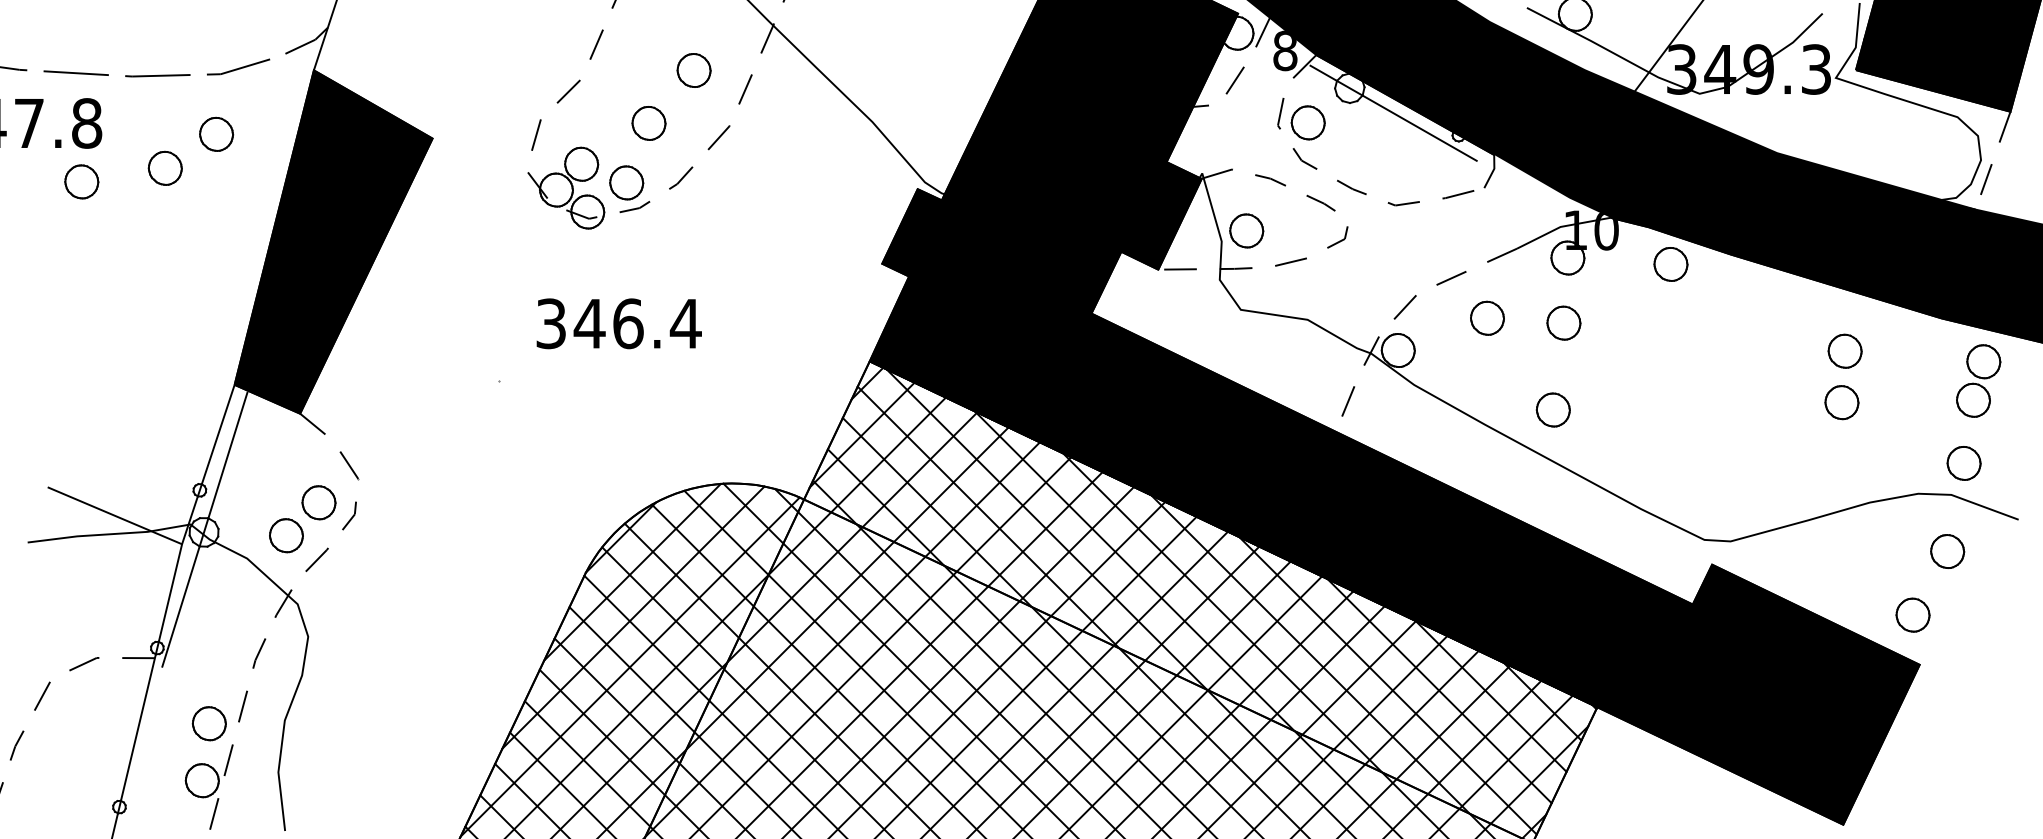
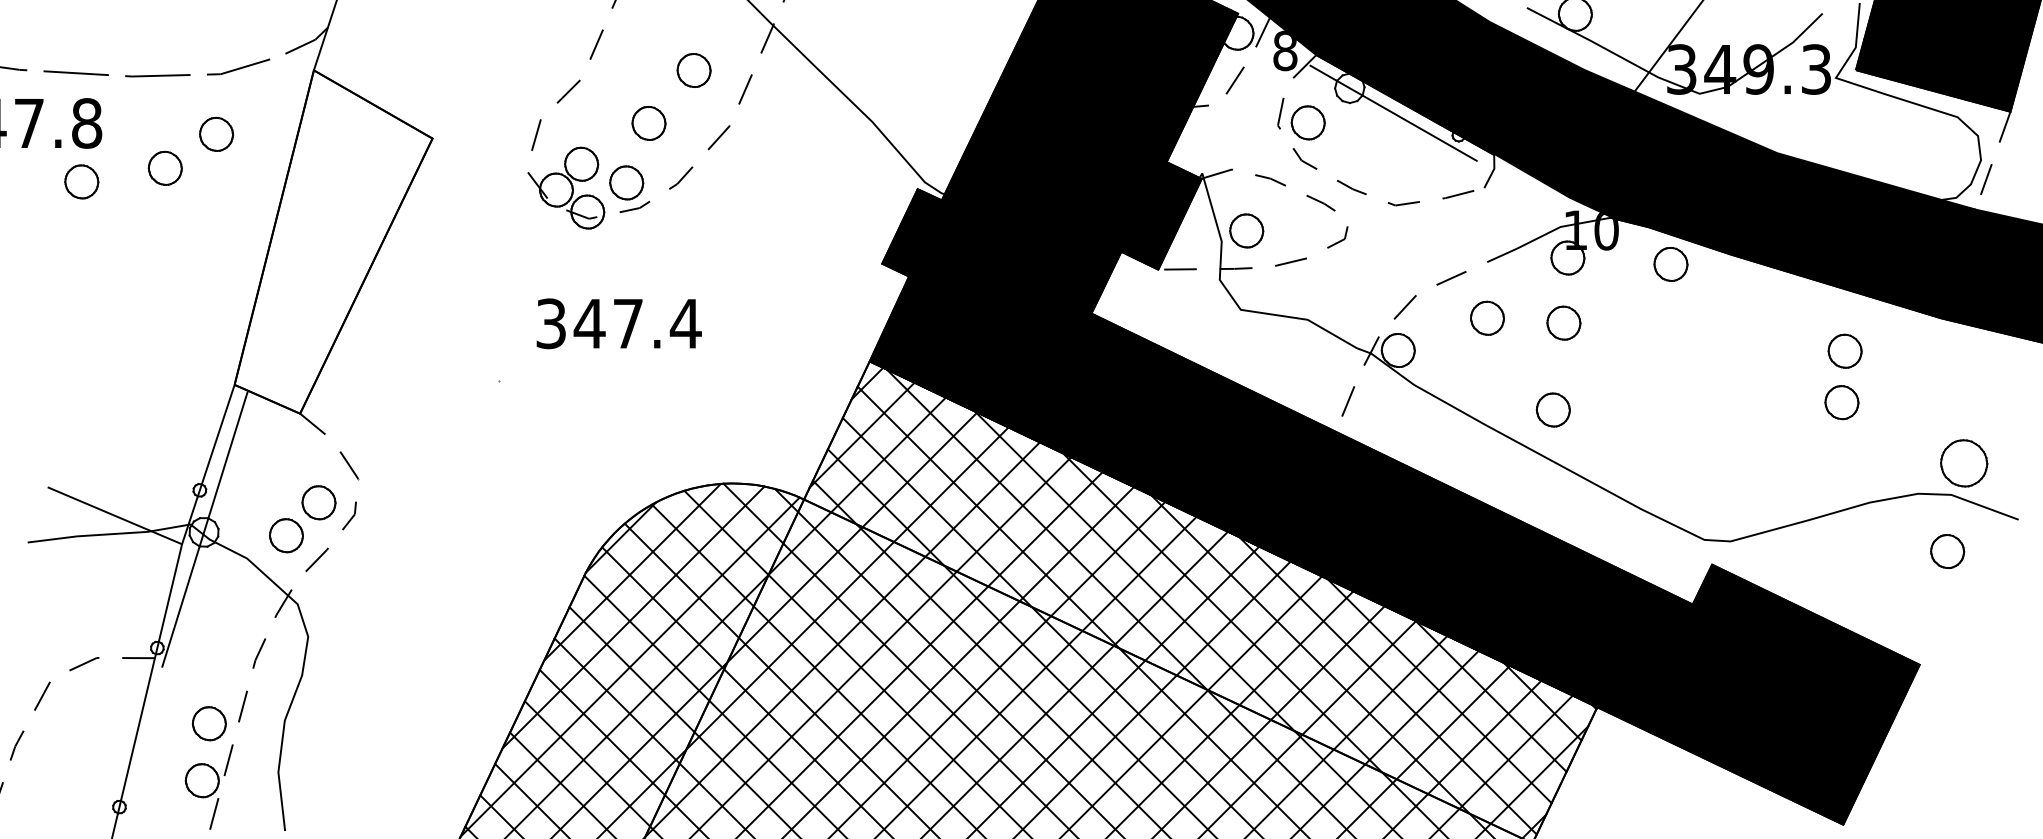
fill: present -> none (333, 241)
text: 346.4 -> 347.4 (628, 323)
part: present -> none (1978, 380)
part size: 36x35 px -> 49x49 px (1964, 463)
part: present -> none (1912, 614)
